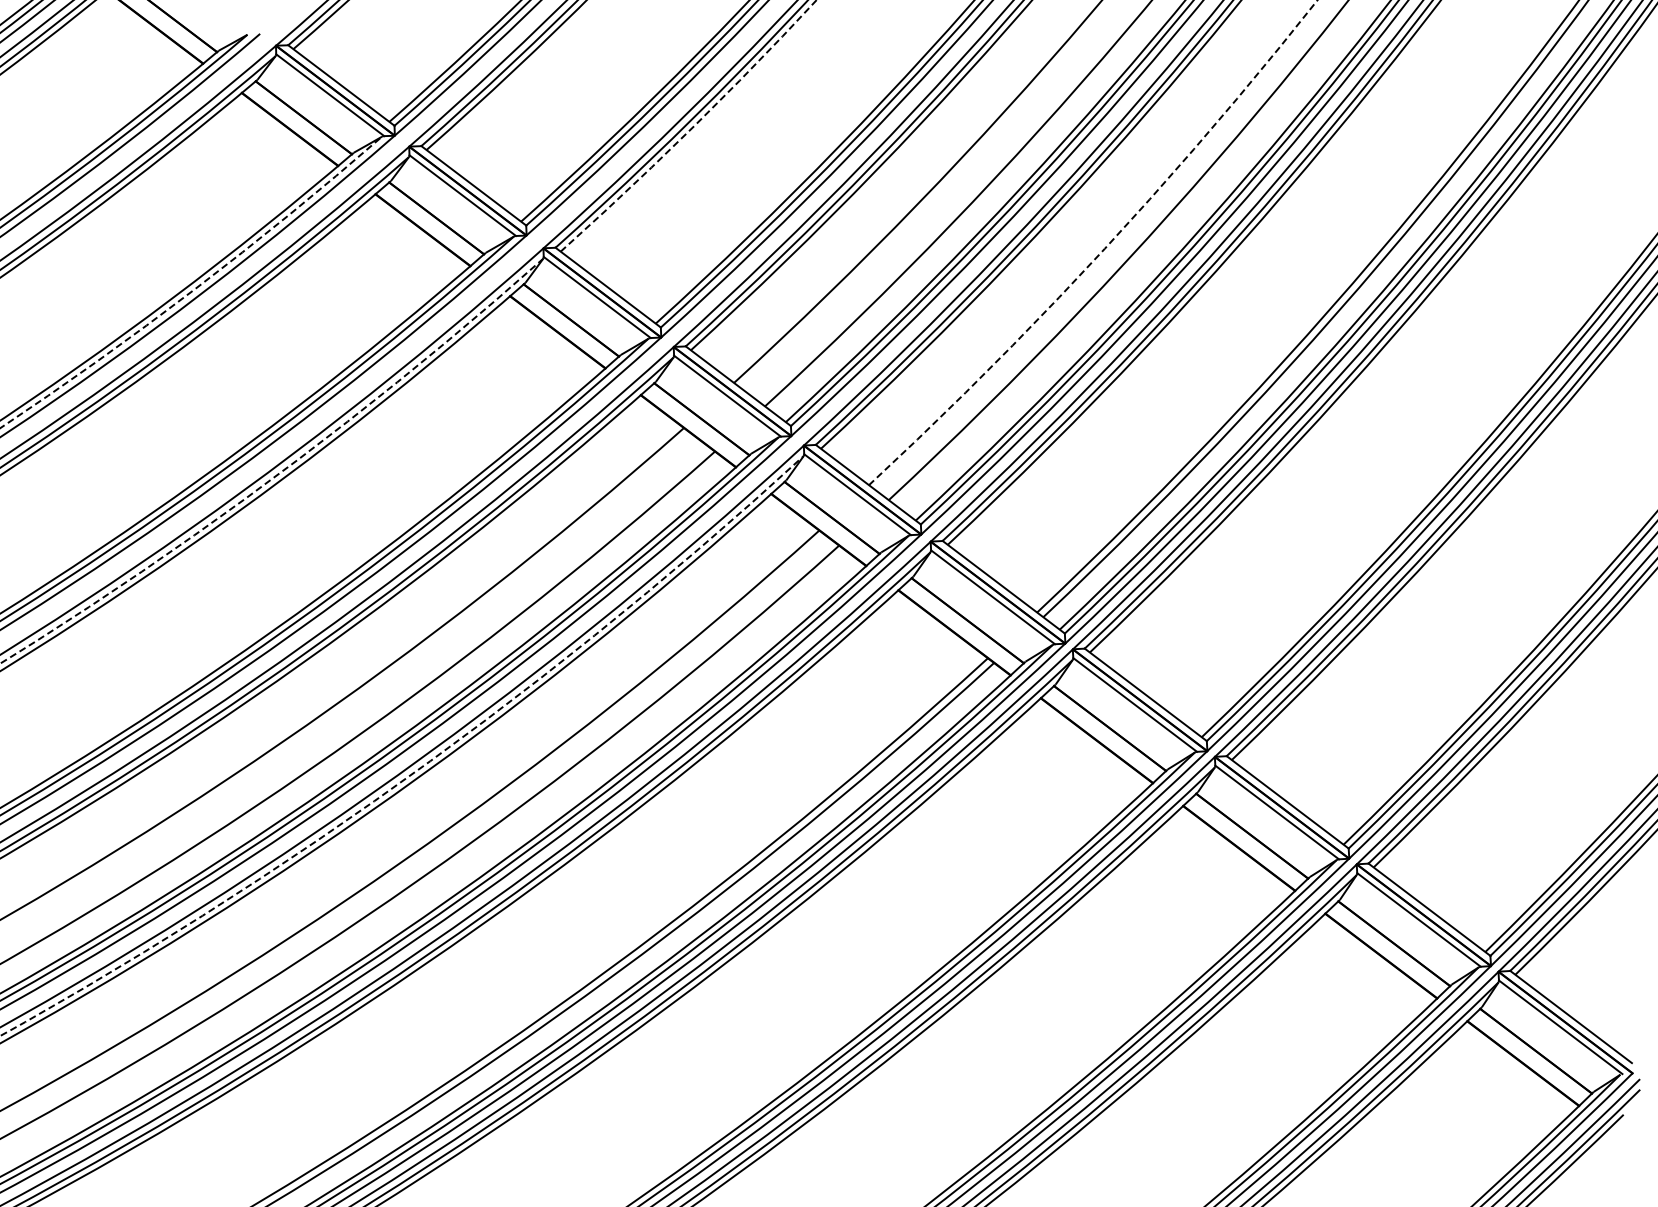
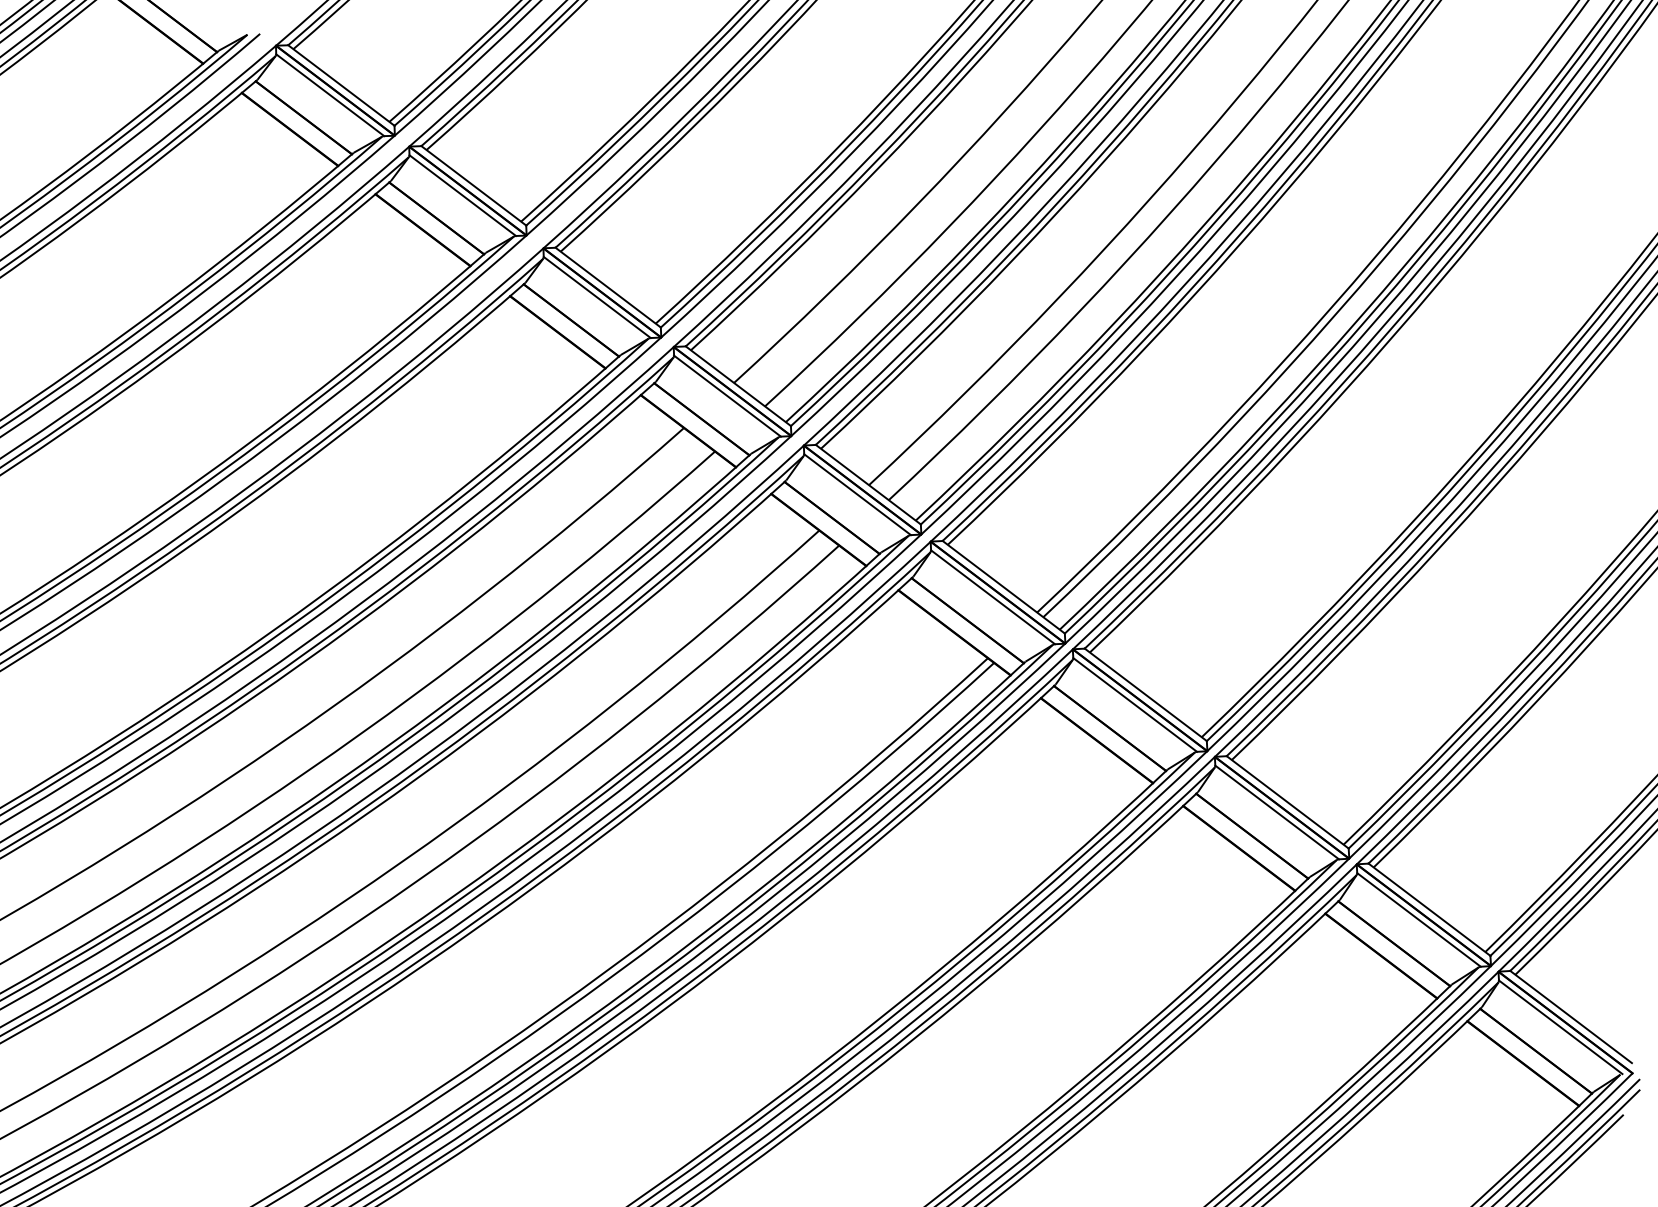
arc: dashed -> solid (691, 128)
arc: dashed -> solid (1102, 250)
arc: dashed -> solid (195, 288)
arc: dashed -> solid (280, 472)
arc: dashed -> solid (419, 769)
